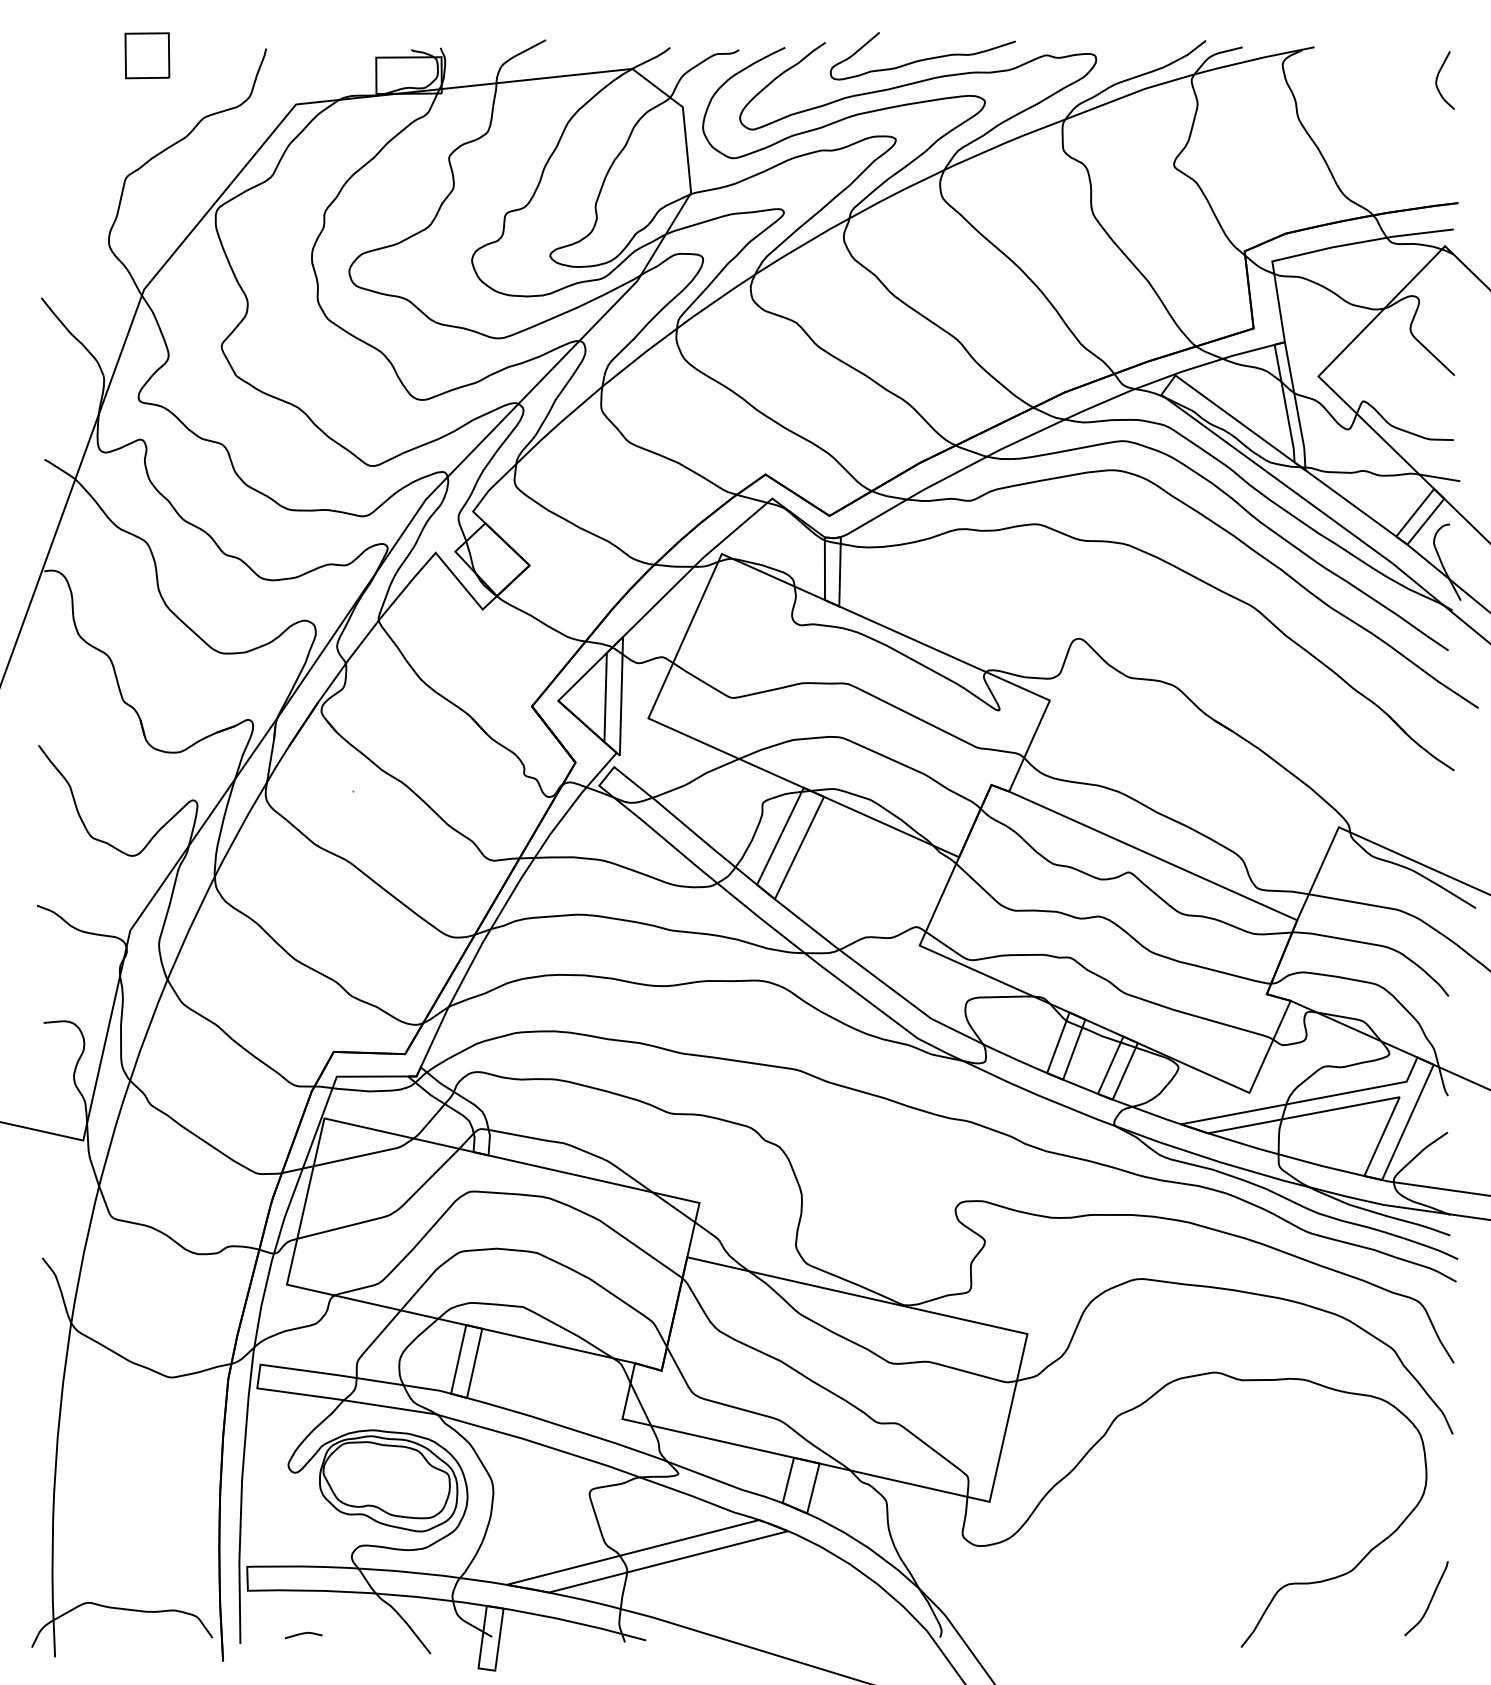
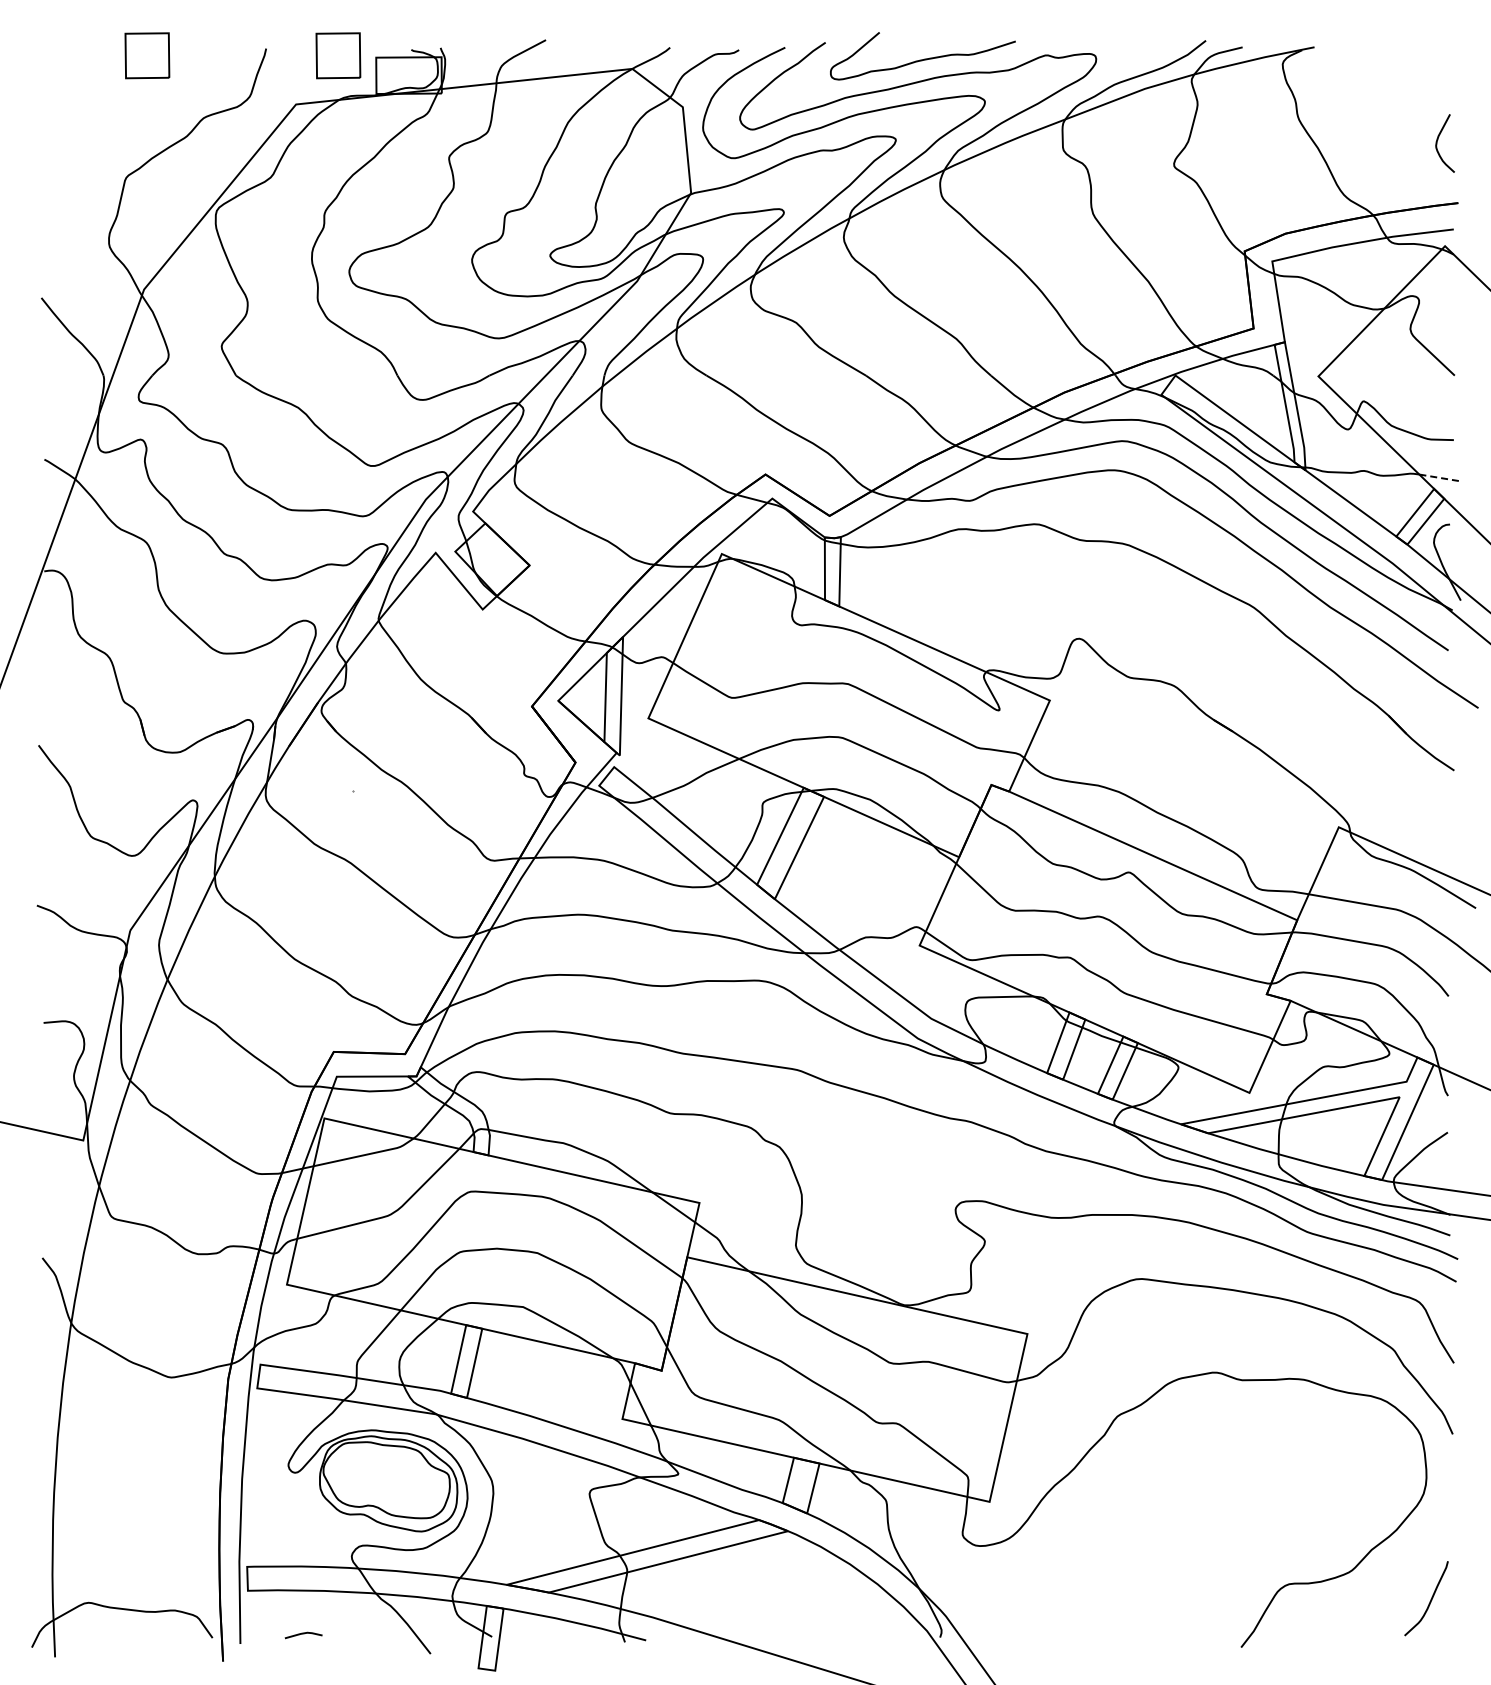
part: none -> present (338, 55)
curve position: (1438, 77) -> (1438, 140) (1438, 140)
line: solid -> dashed (1439, 477)
